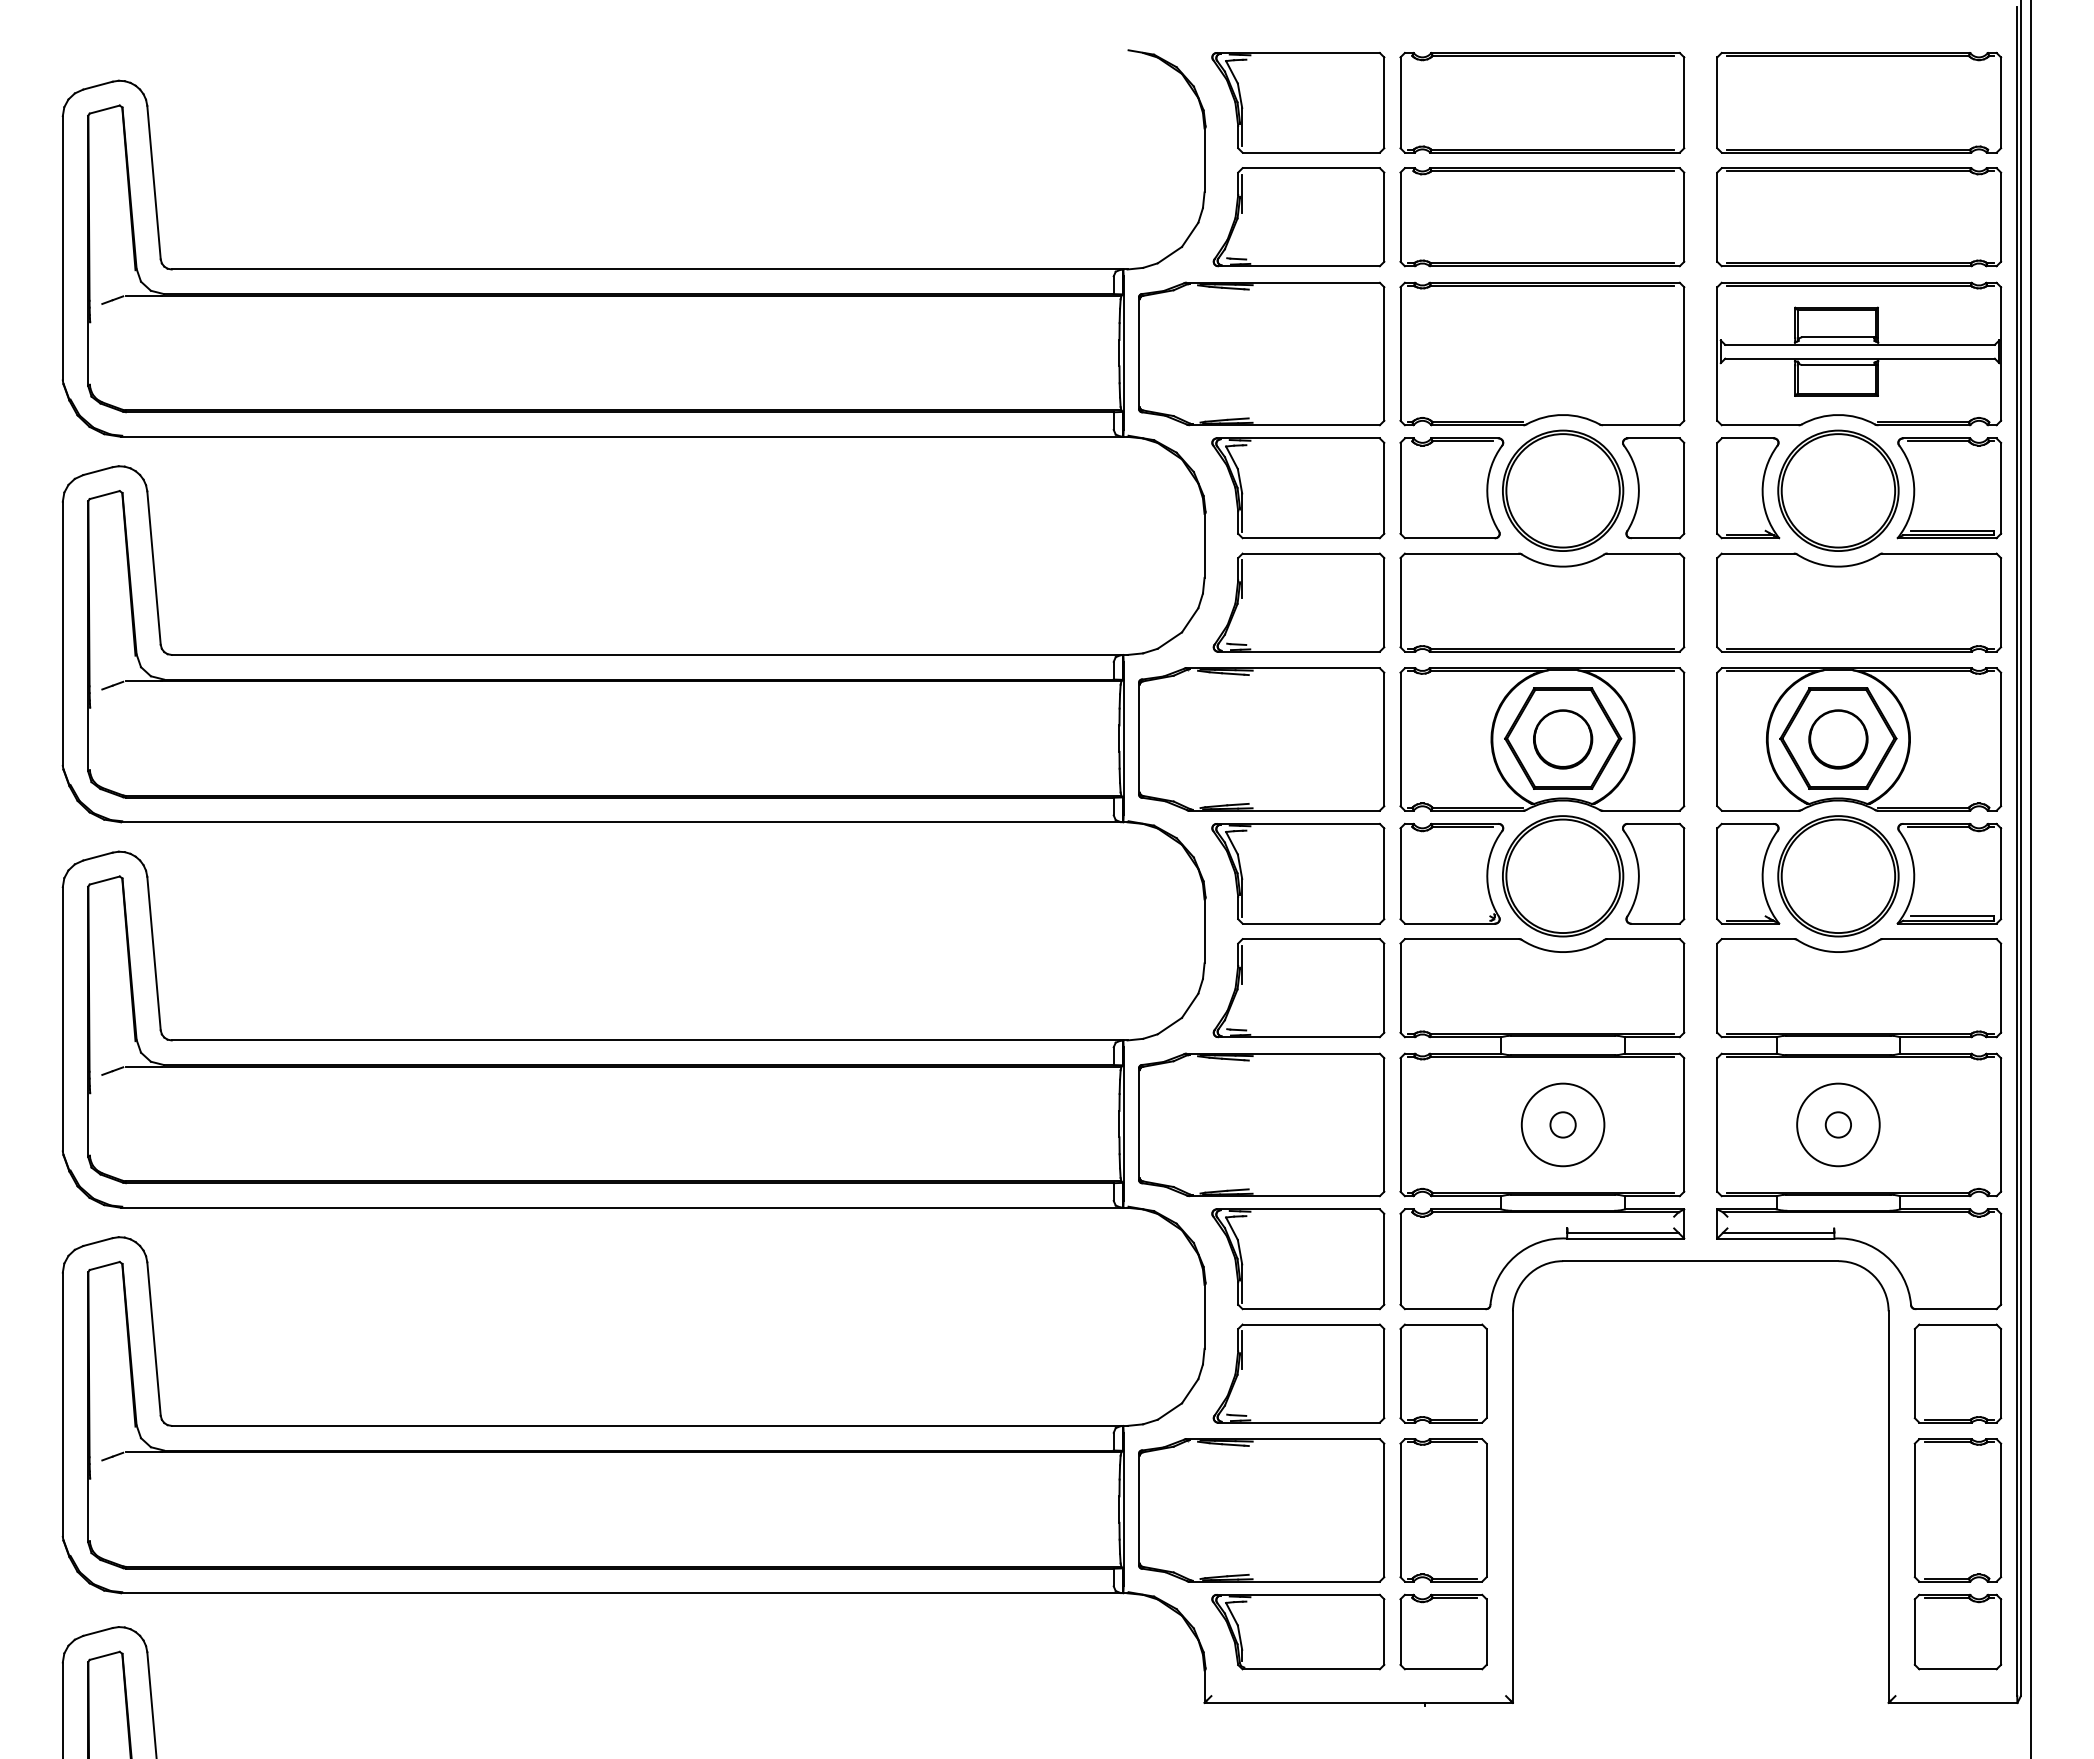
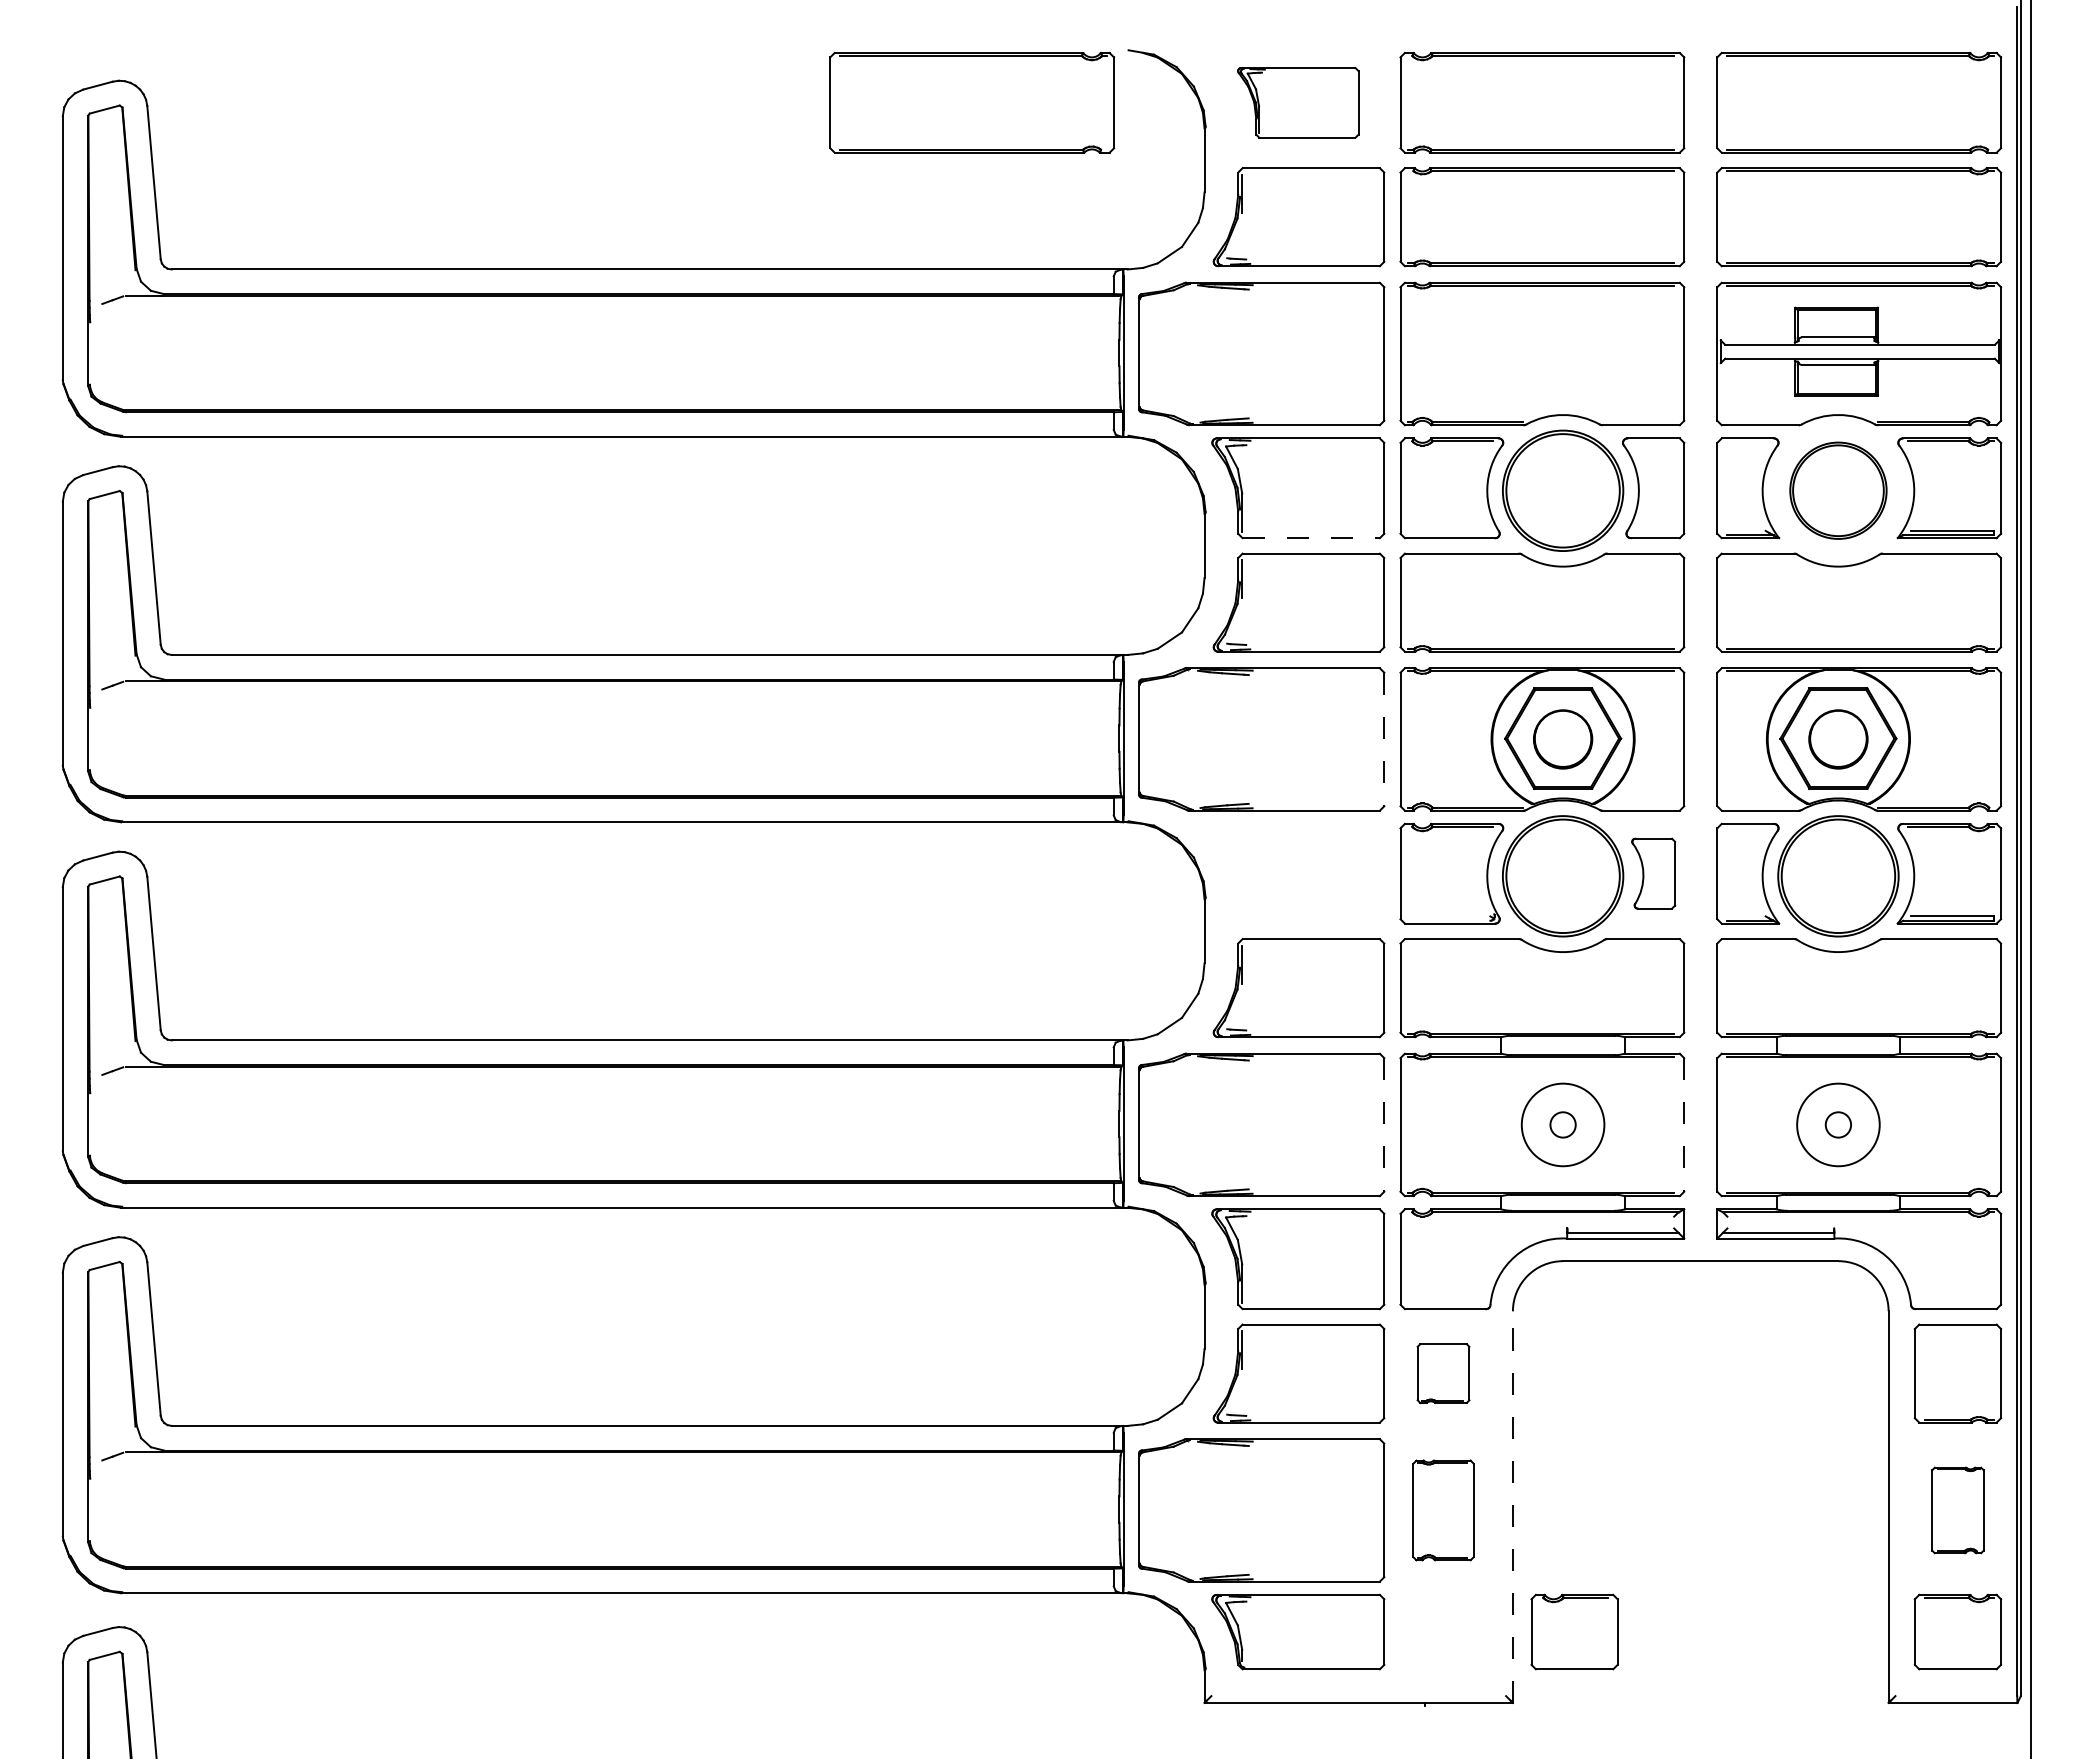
part: none -> present (972, 102)
part size: 175x102 px -> 123x73 px (1298, 102)
part size: 123x123 px -> 99x99 px (1838, 490)
line: solid -> dashed (1311, 538)
line: solid -> dashed (1384, 739)
part: present -> none (1298, 873)
part size: 64x103 px -> 46x73 px (1653, 873)
line: solid -> dashed (1384, 1124)
line: solid -> dashed (1684, 1124)
part size: 89x101 px -> 55x61 px (1443, 1373)
line: solid -> dashed (1512, 1507)
part size: 89x145 px -> 63x103 px (1443, 1510)
part size: 90x145 px -> 54x89 px (1957, 1510)
part position: (1443, 1631) -> (1574, 1631) (1574, 1631)
